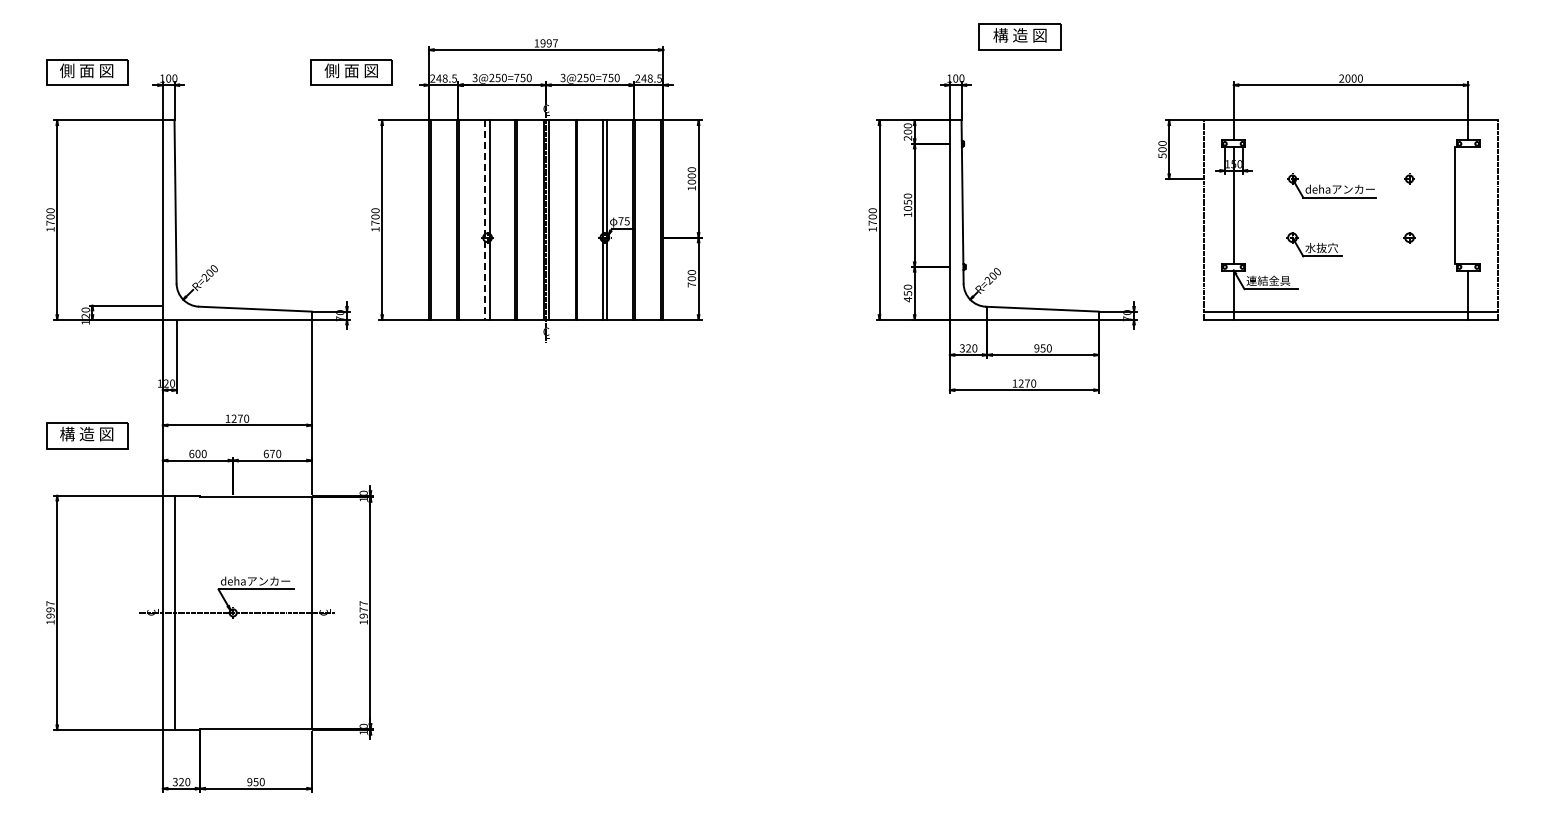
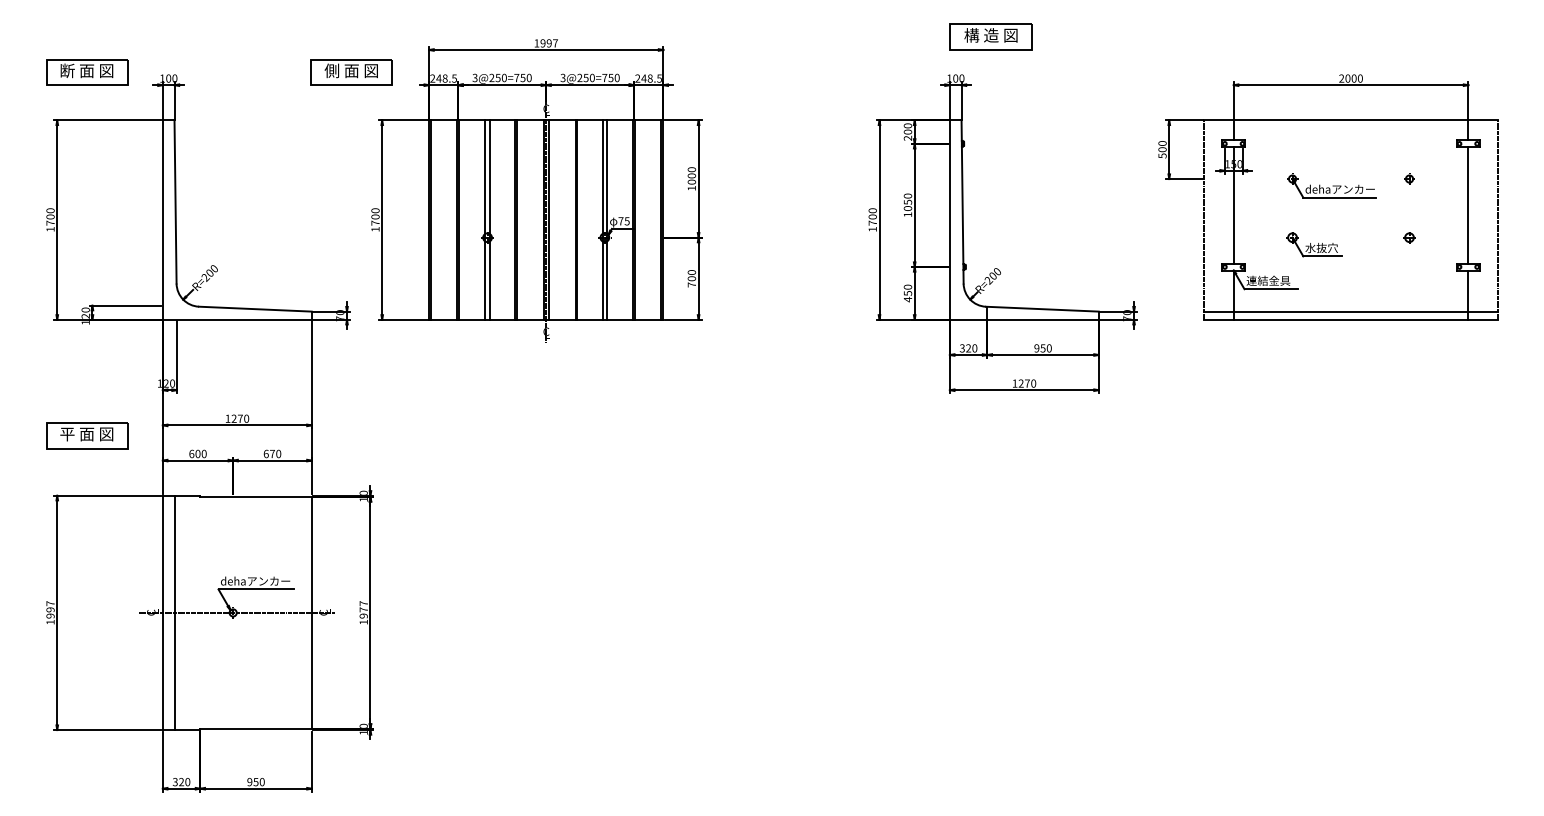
part position: (1019, 36) -> (990, 36) (990, 36)
text: 側 面 図 -> 断 面 図 (67, 70)
line position: (1455, 205) -> (1468, 205) (1468, 205)
line: dashed -> solid (485, 220)
text: 構 造 図 -> 平 面 図 (77, 433)
